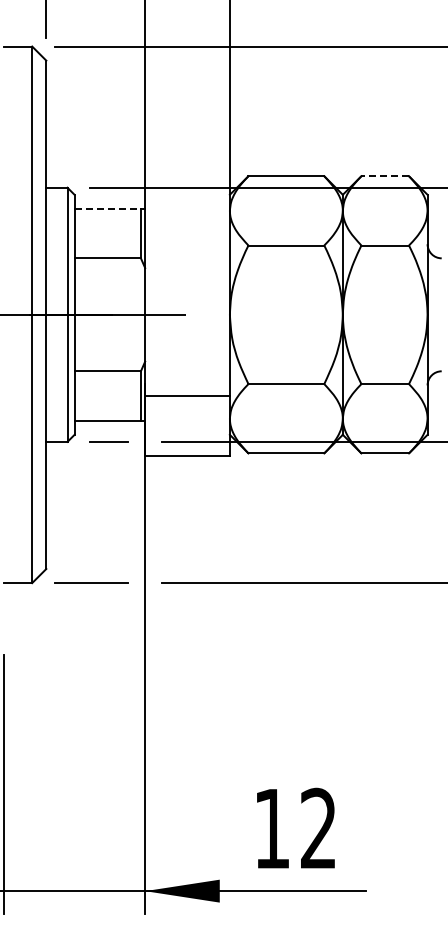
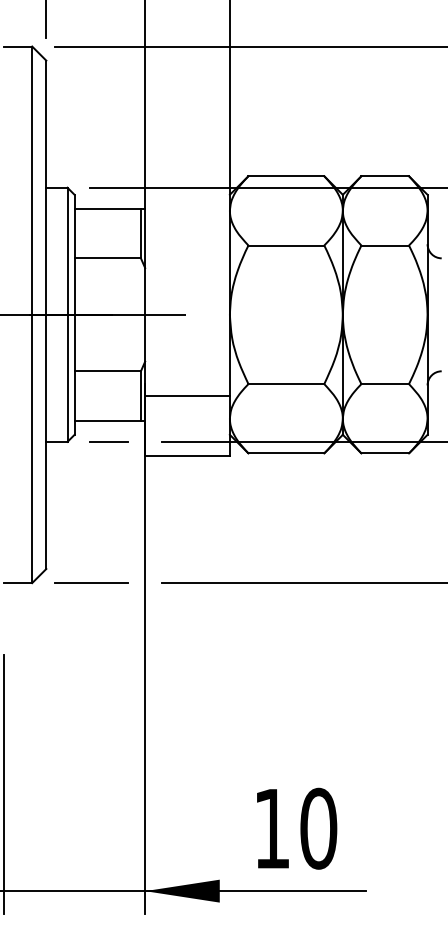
line: dashed -> solid (385, 176)
line: dashed -> solid (108, 208)
text: 12 -> 10 (318, 828)
